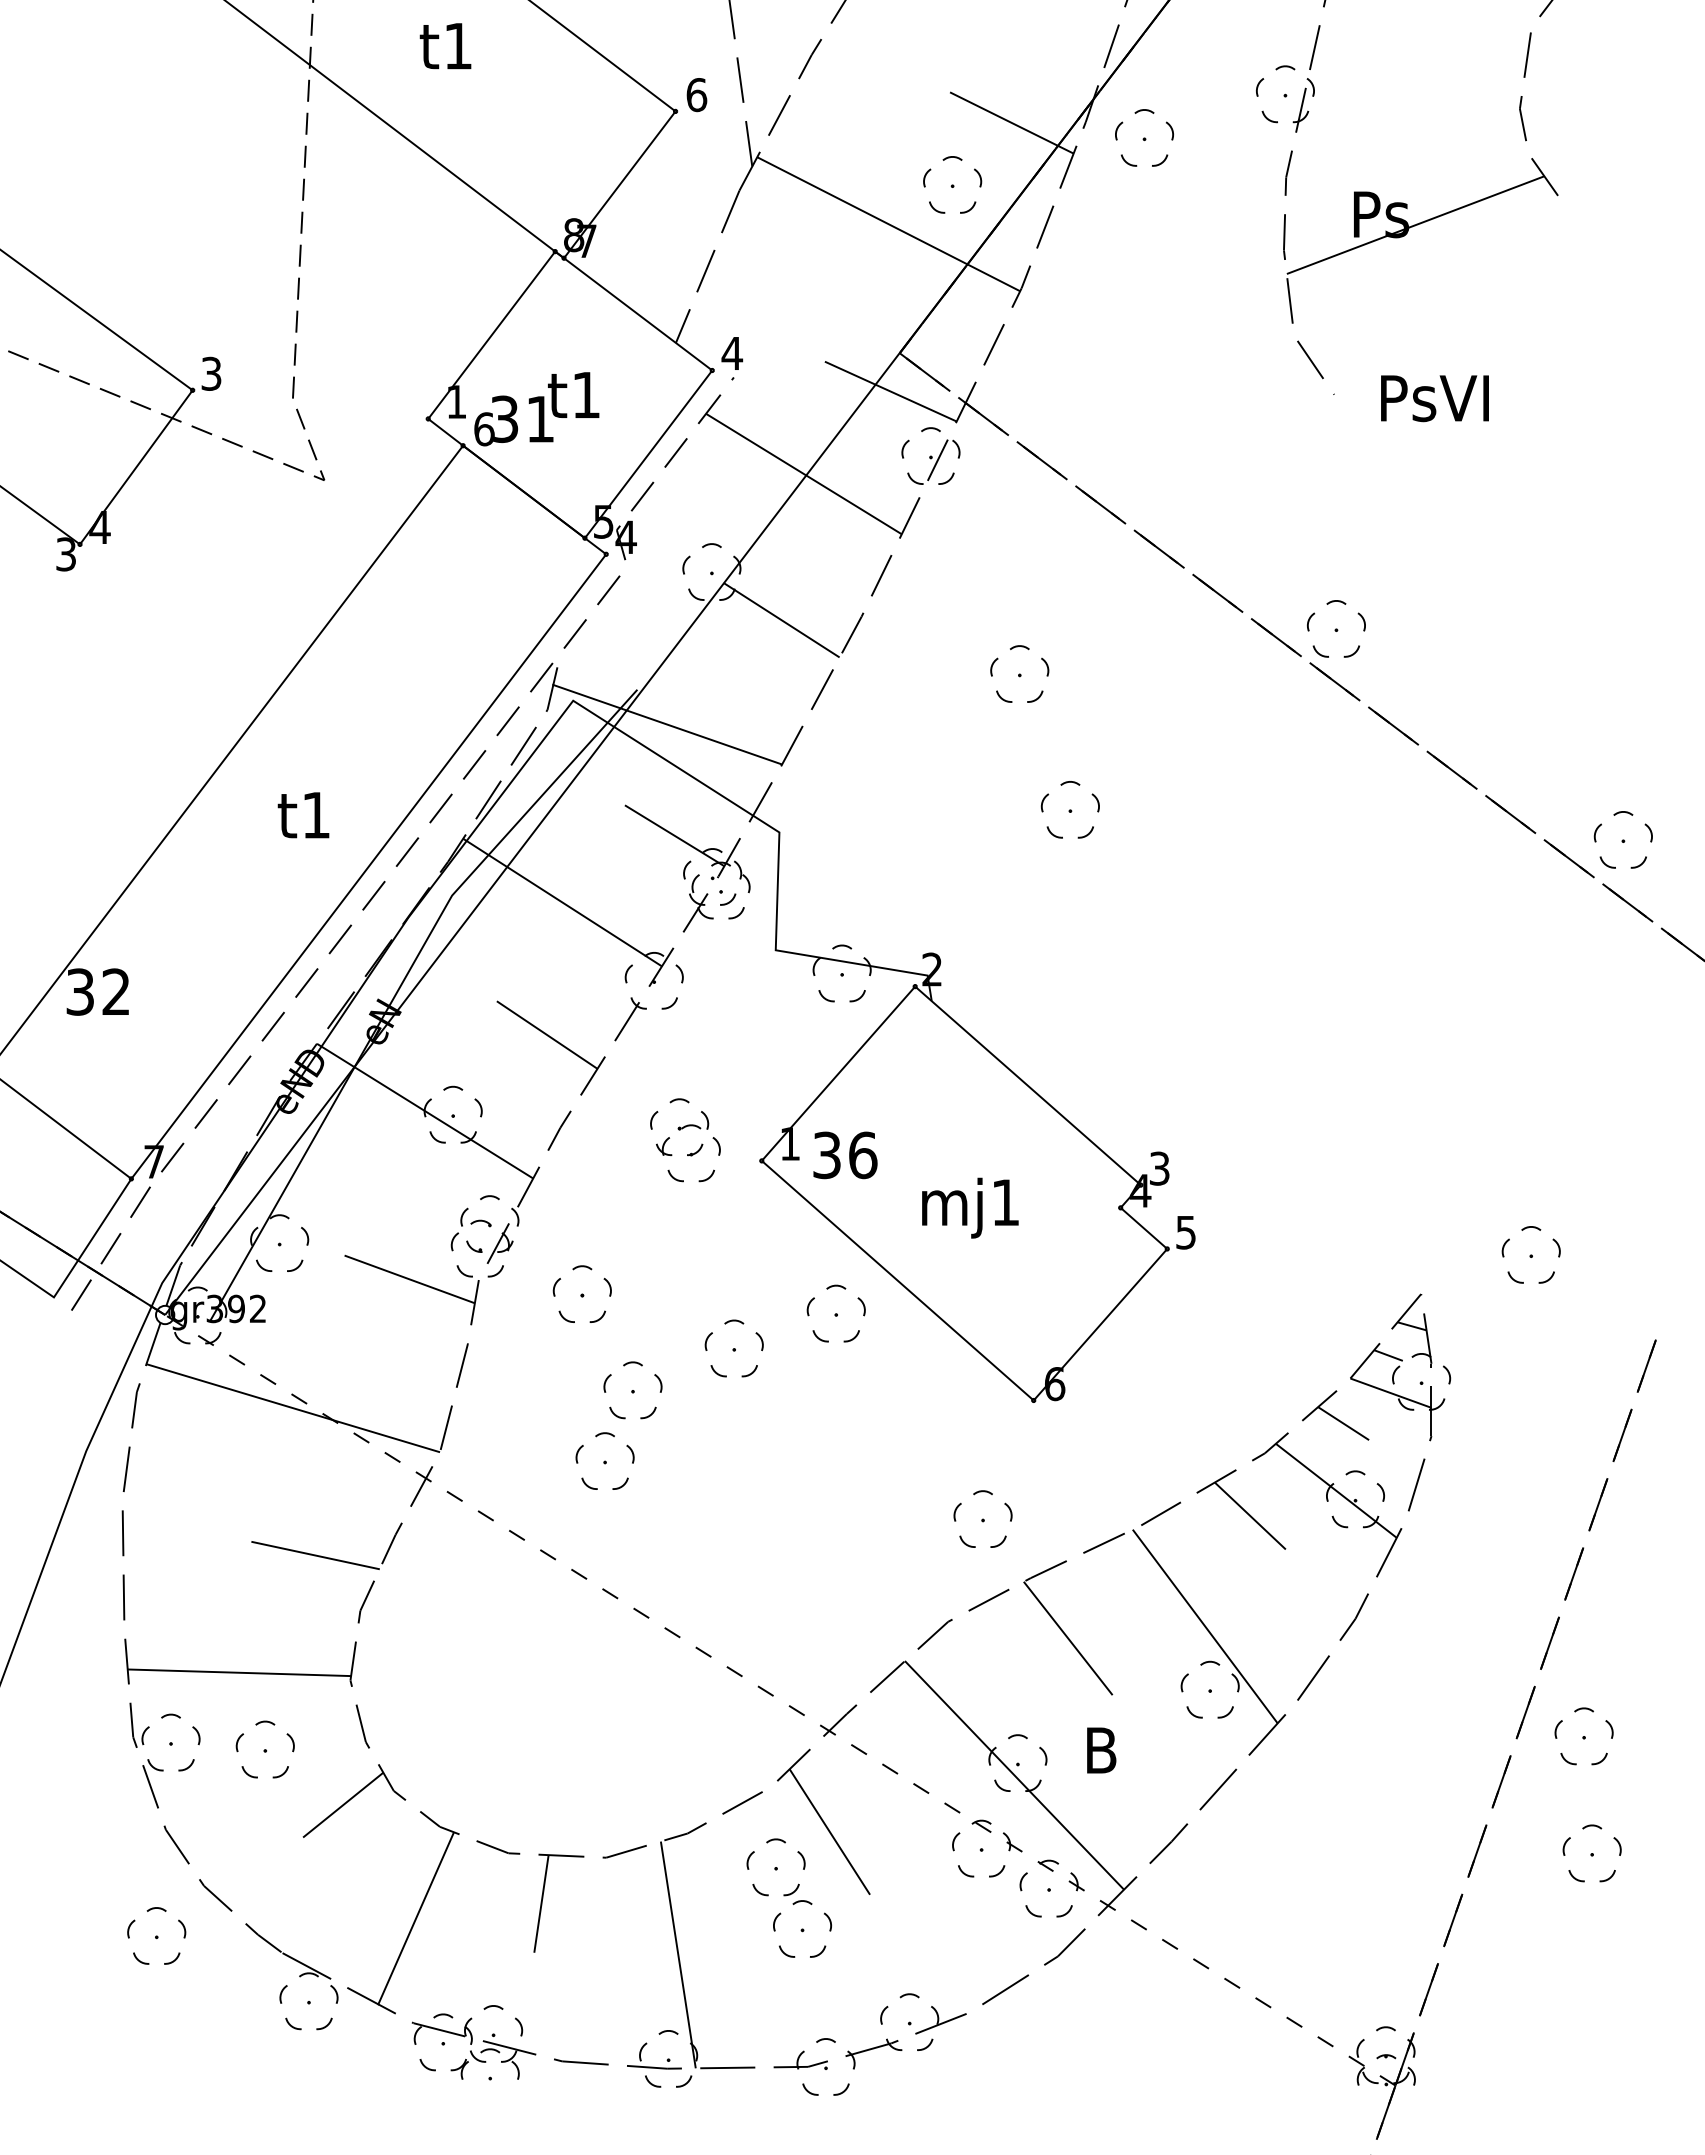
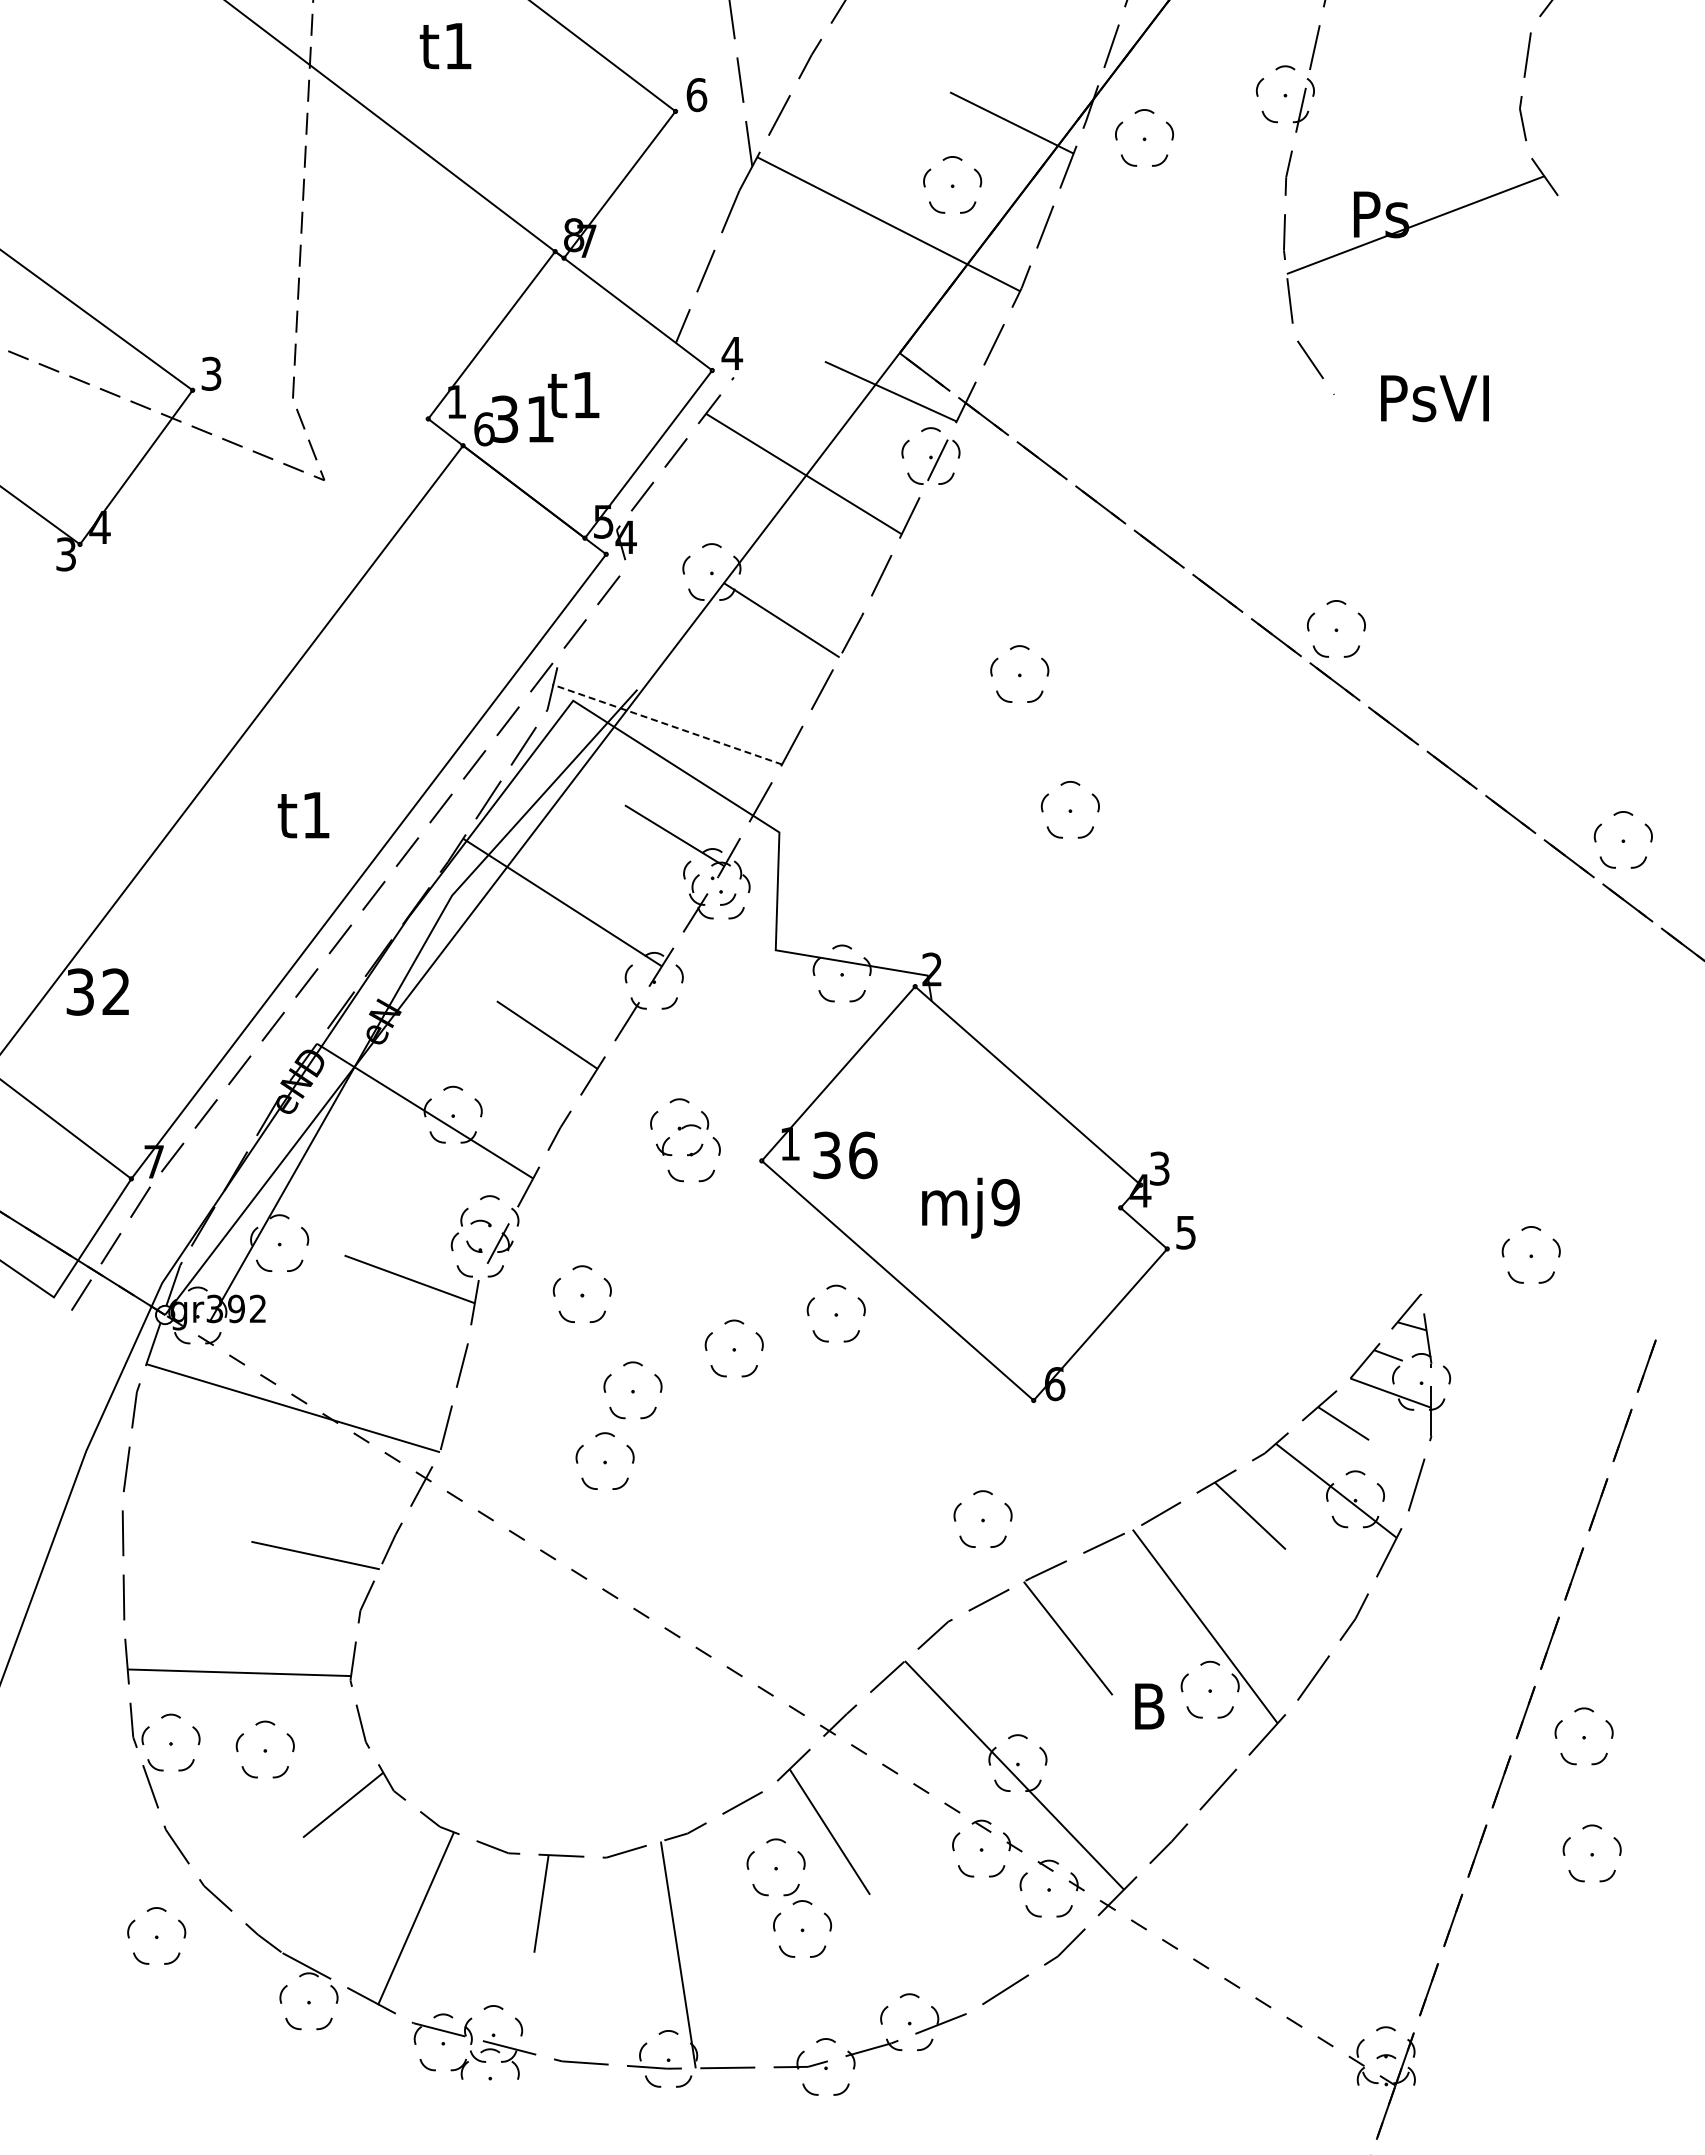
line: solid -> dashed (667, 724)
text: mj1 -> mj9 (1005, 1202)
text position: (1101, 1750) -> (1149, 1706) (1149, 1706)
